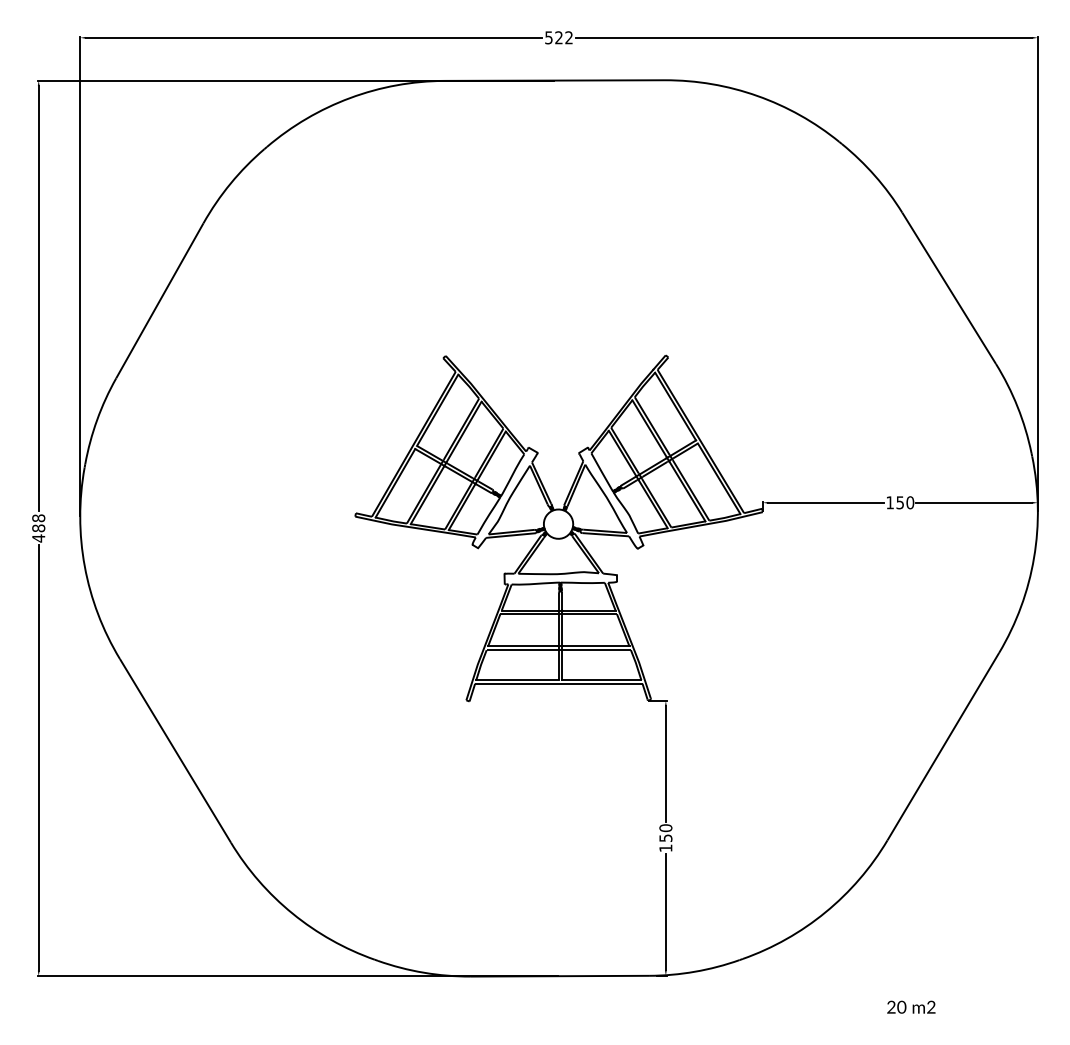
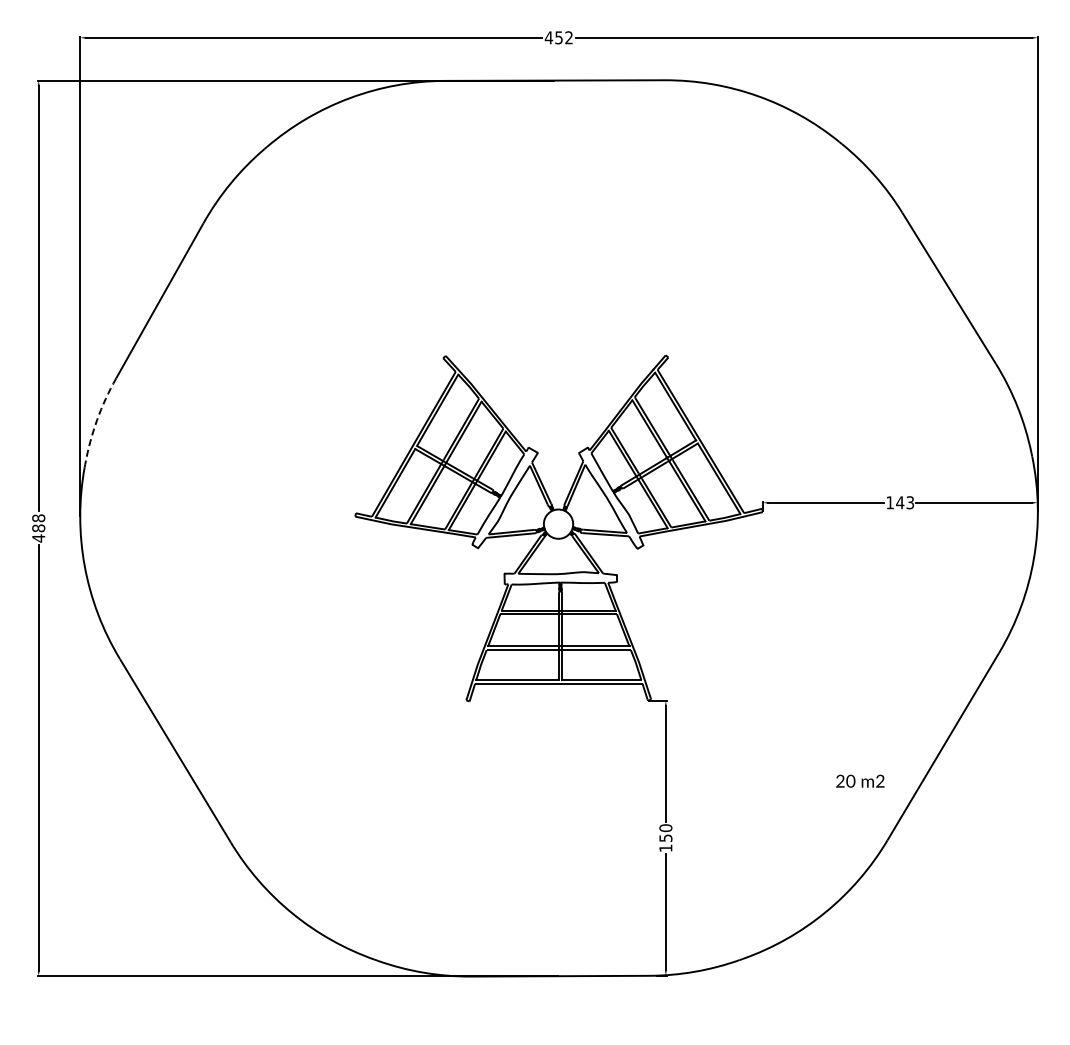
text: 522 -> 452 (553, 37)
arc: solid -> dashed (97, 420)
text: 150 -> 143 (905, 502)
text position: (911, 1006) -> (860, 780) (860, 780)
